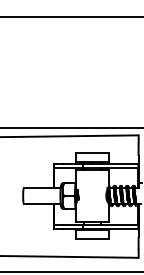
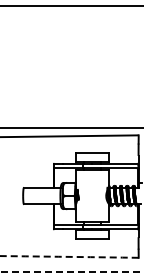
line position: (71, 17) -> (71, 6) (71, 6)
arc: solid -> dashed (69, 256)
line: solid -> dashed (72, 271)
